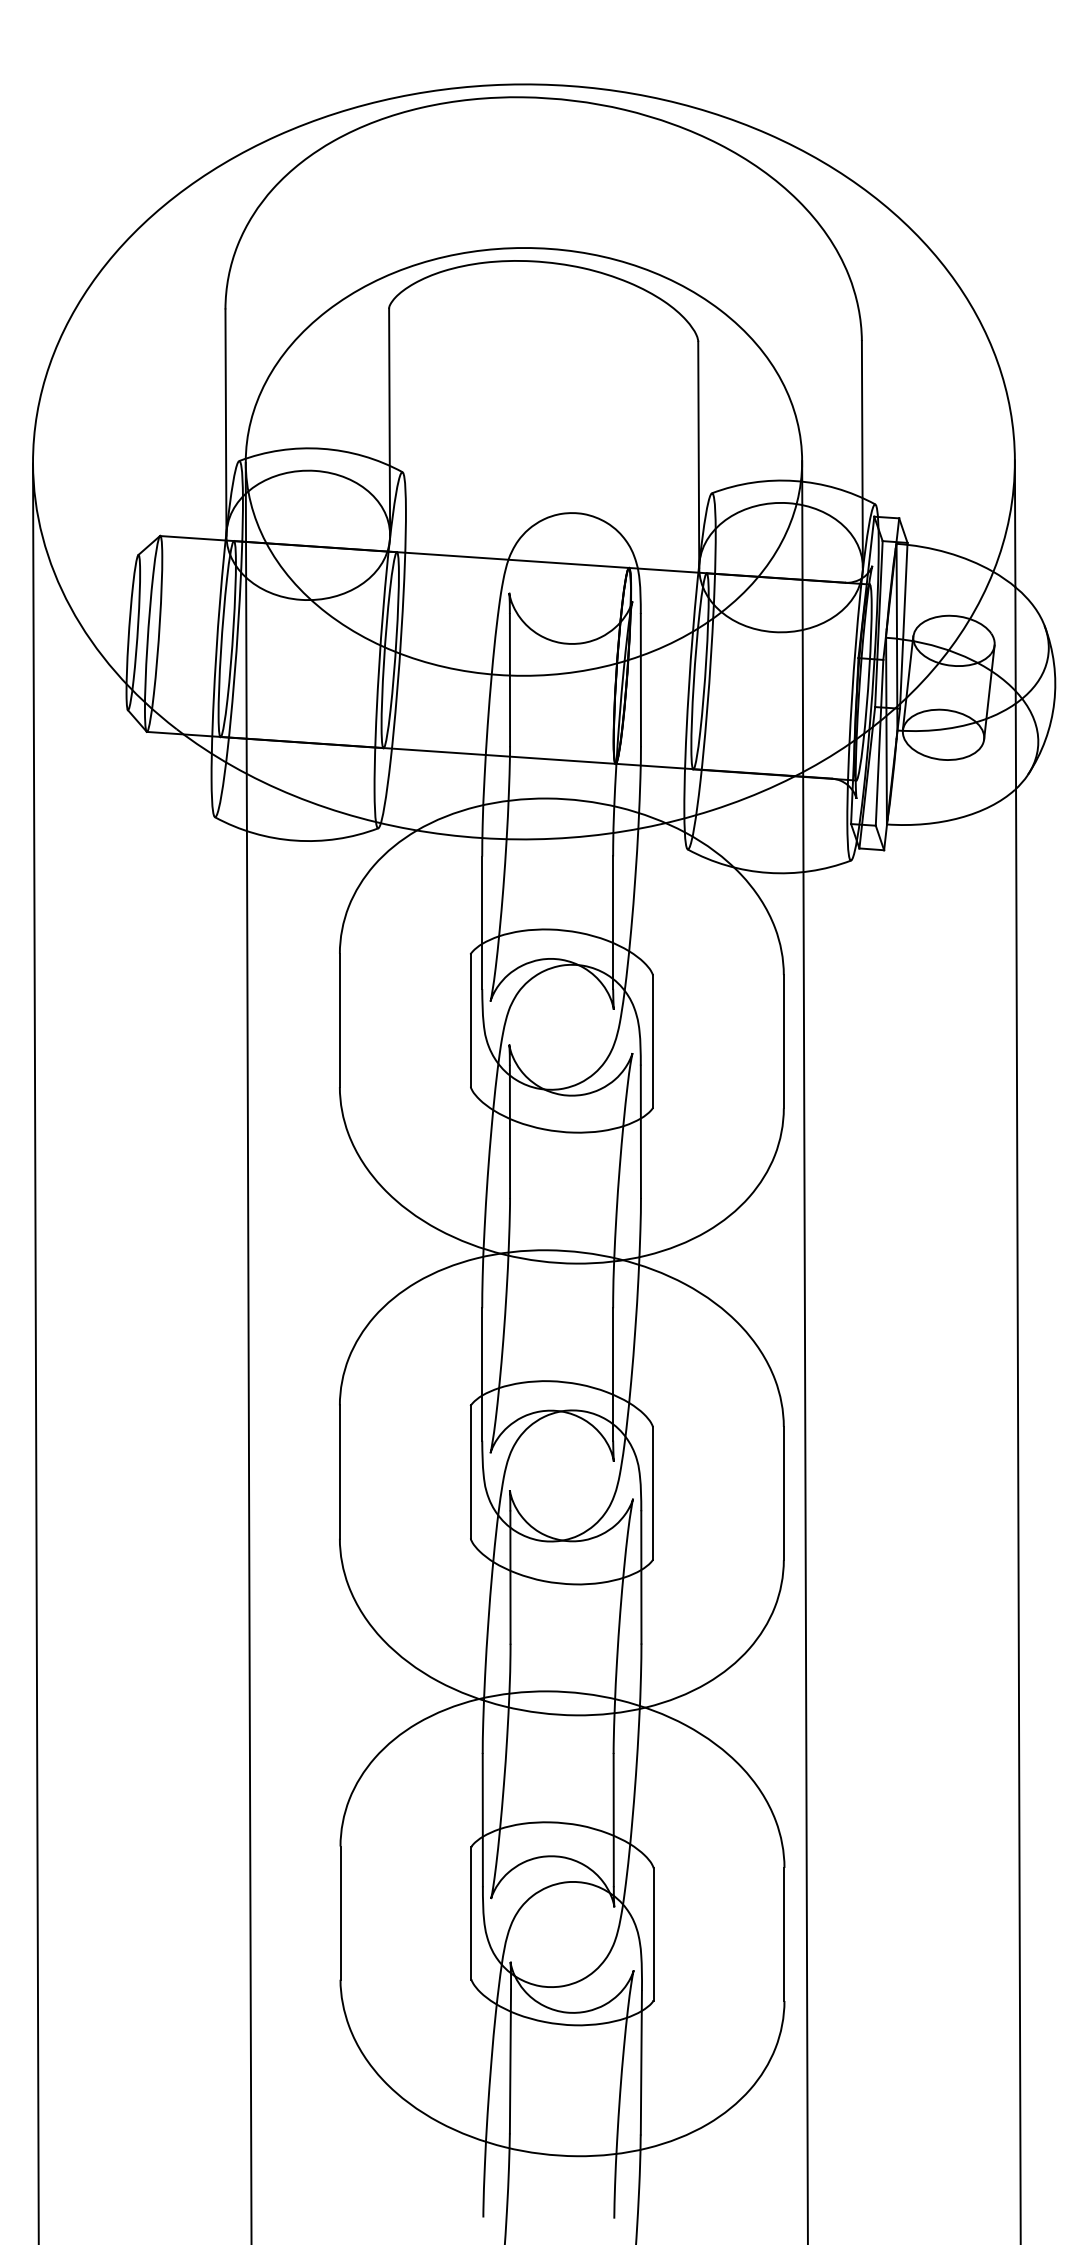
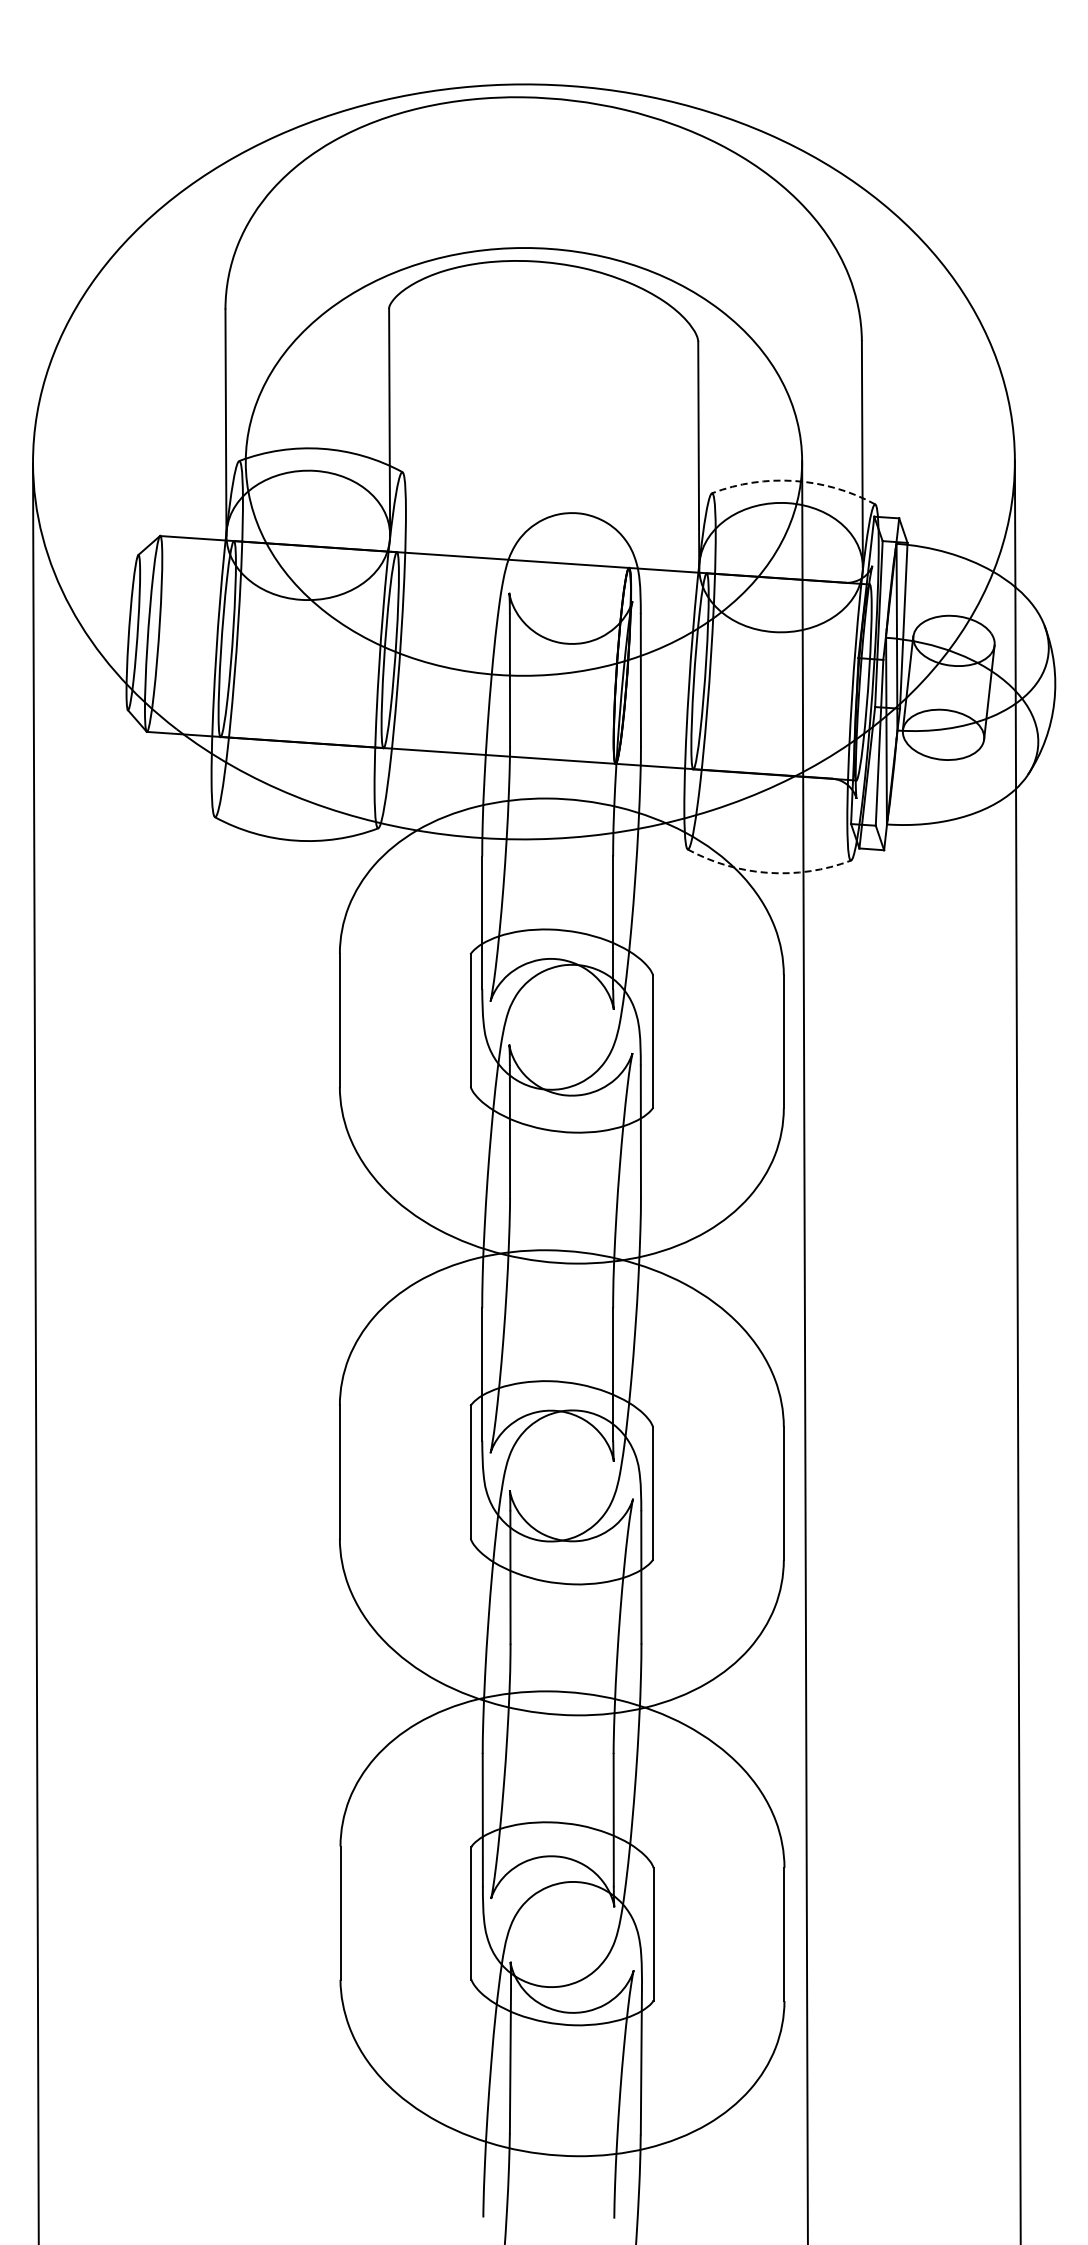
arc: solid -> dashed (794, 481)
arc: solid -> dashed (768, 872)
line: present -> none (248, 1351)
